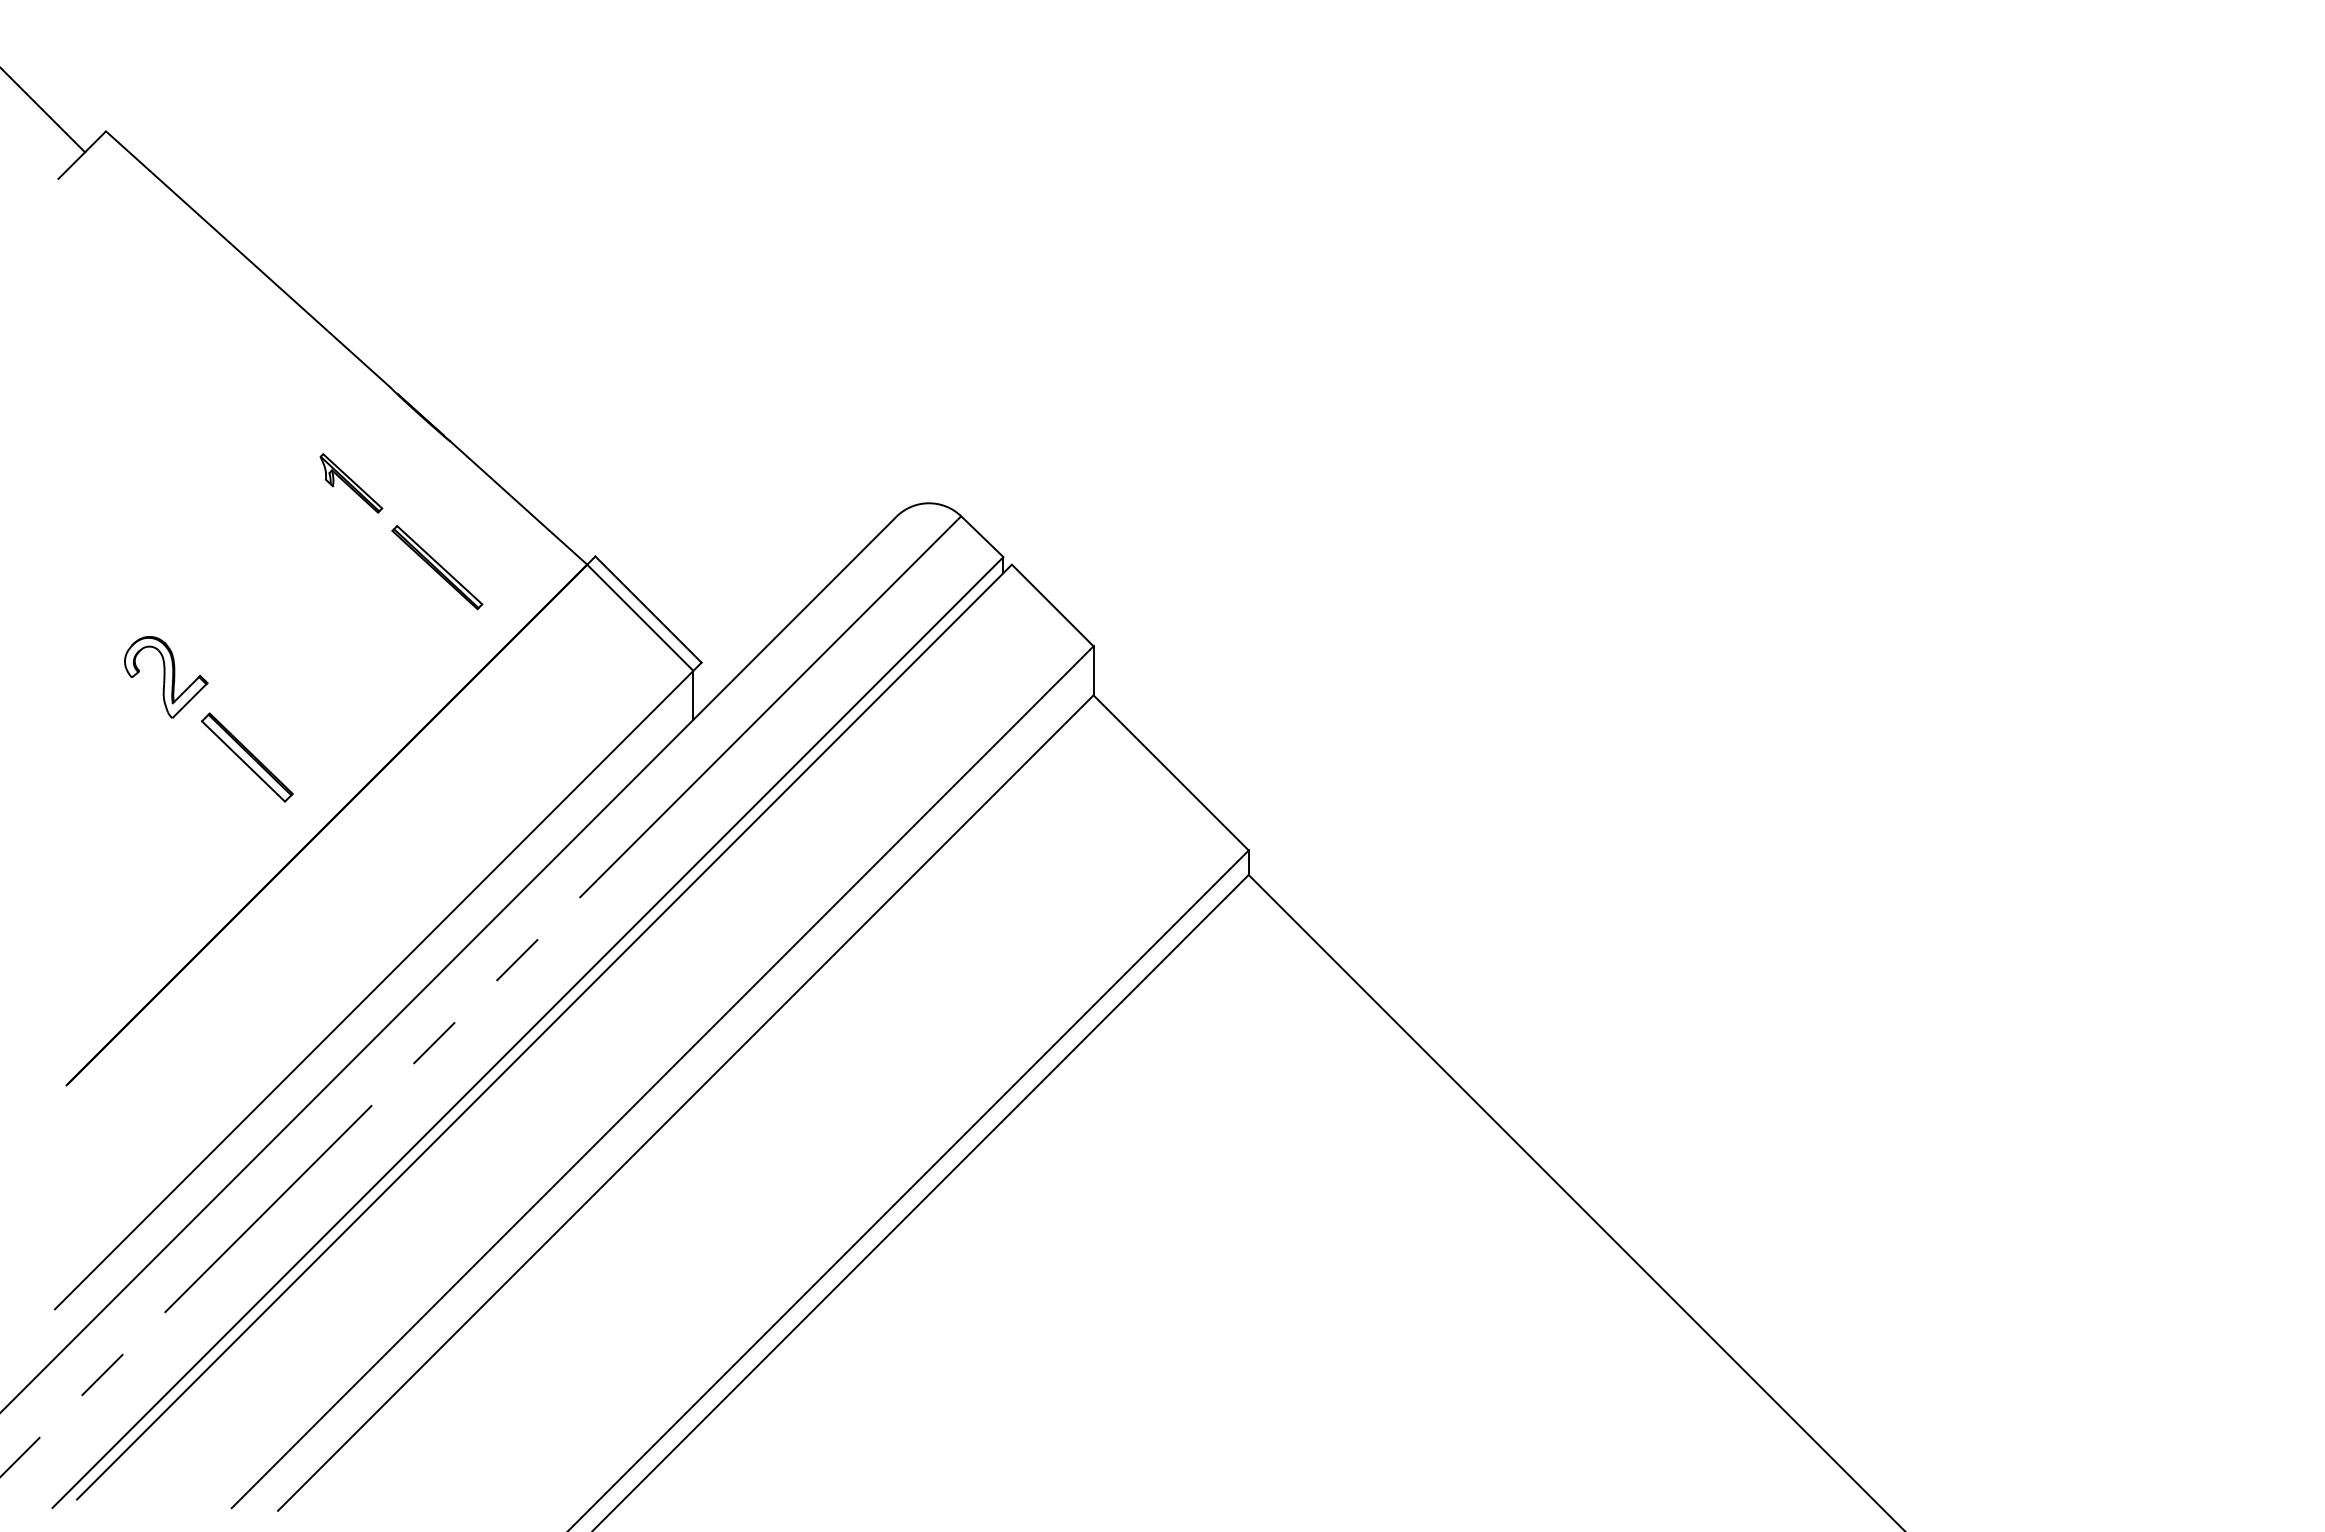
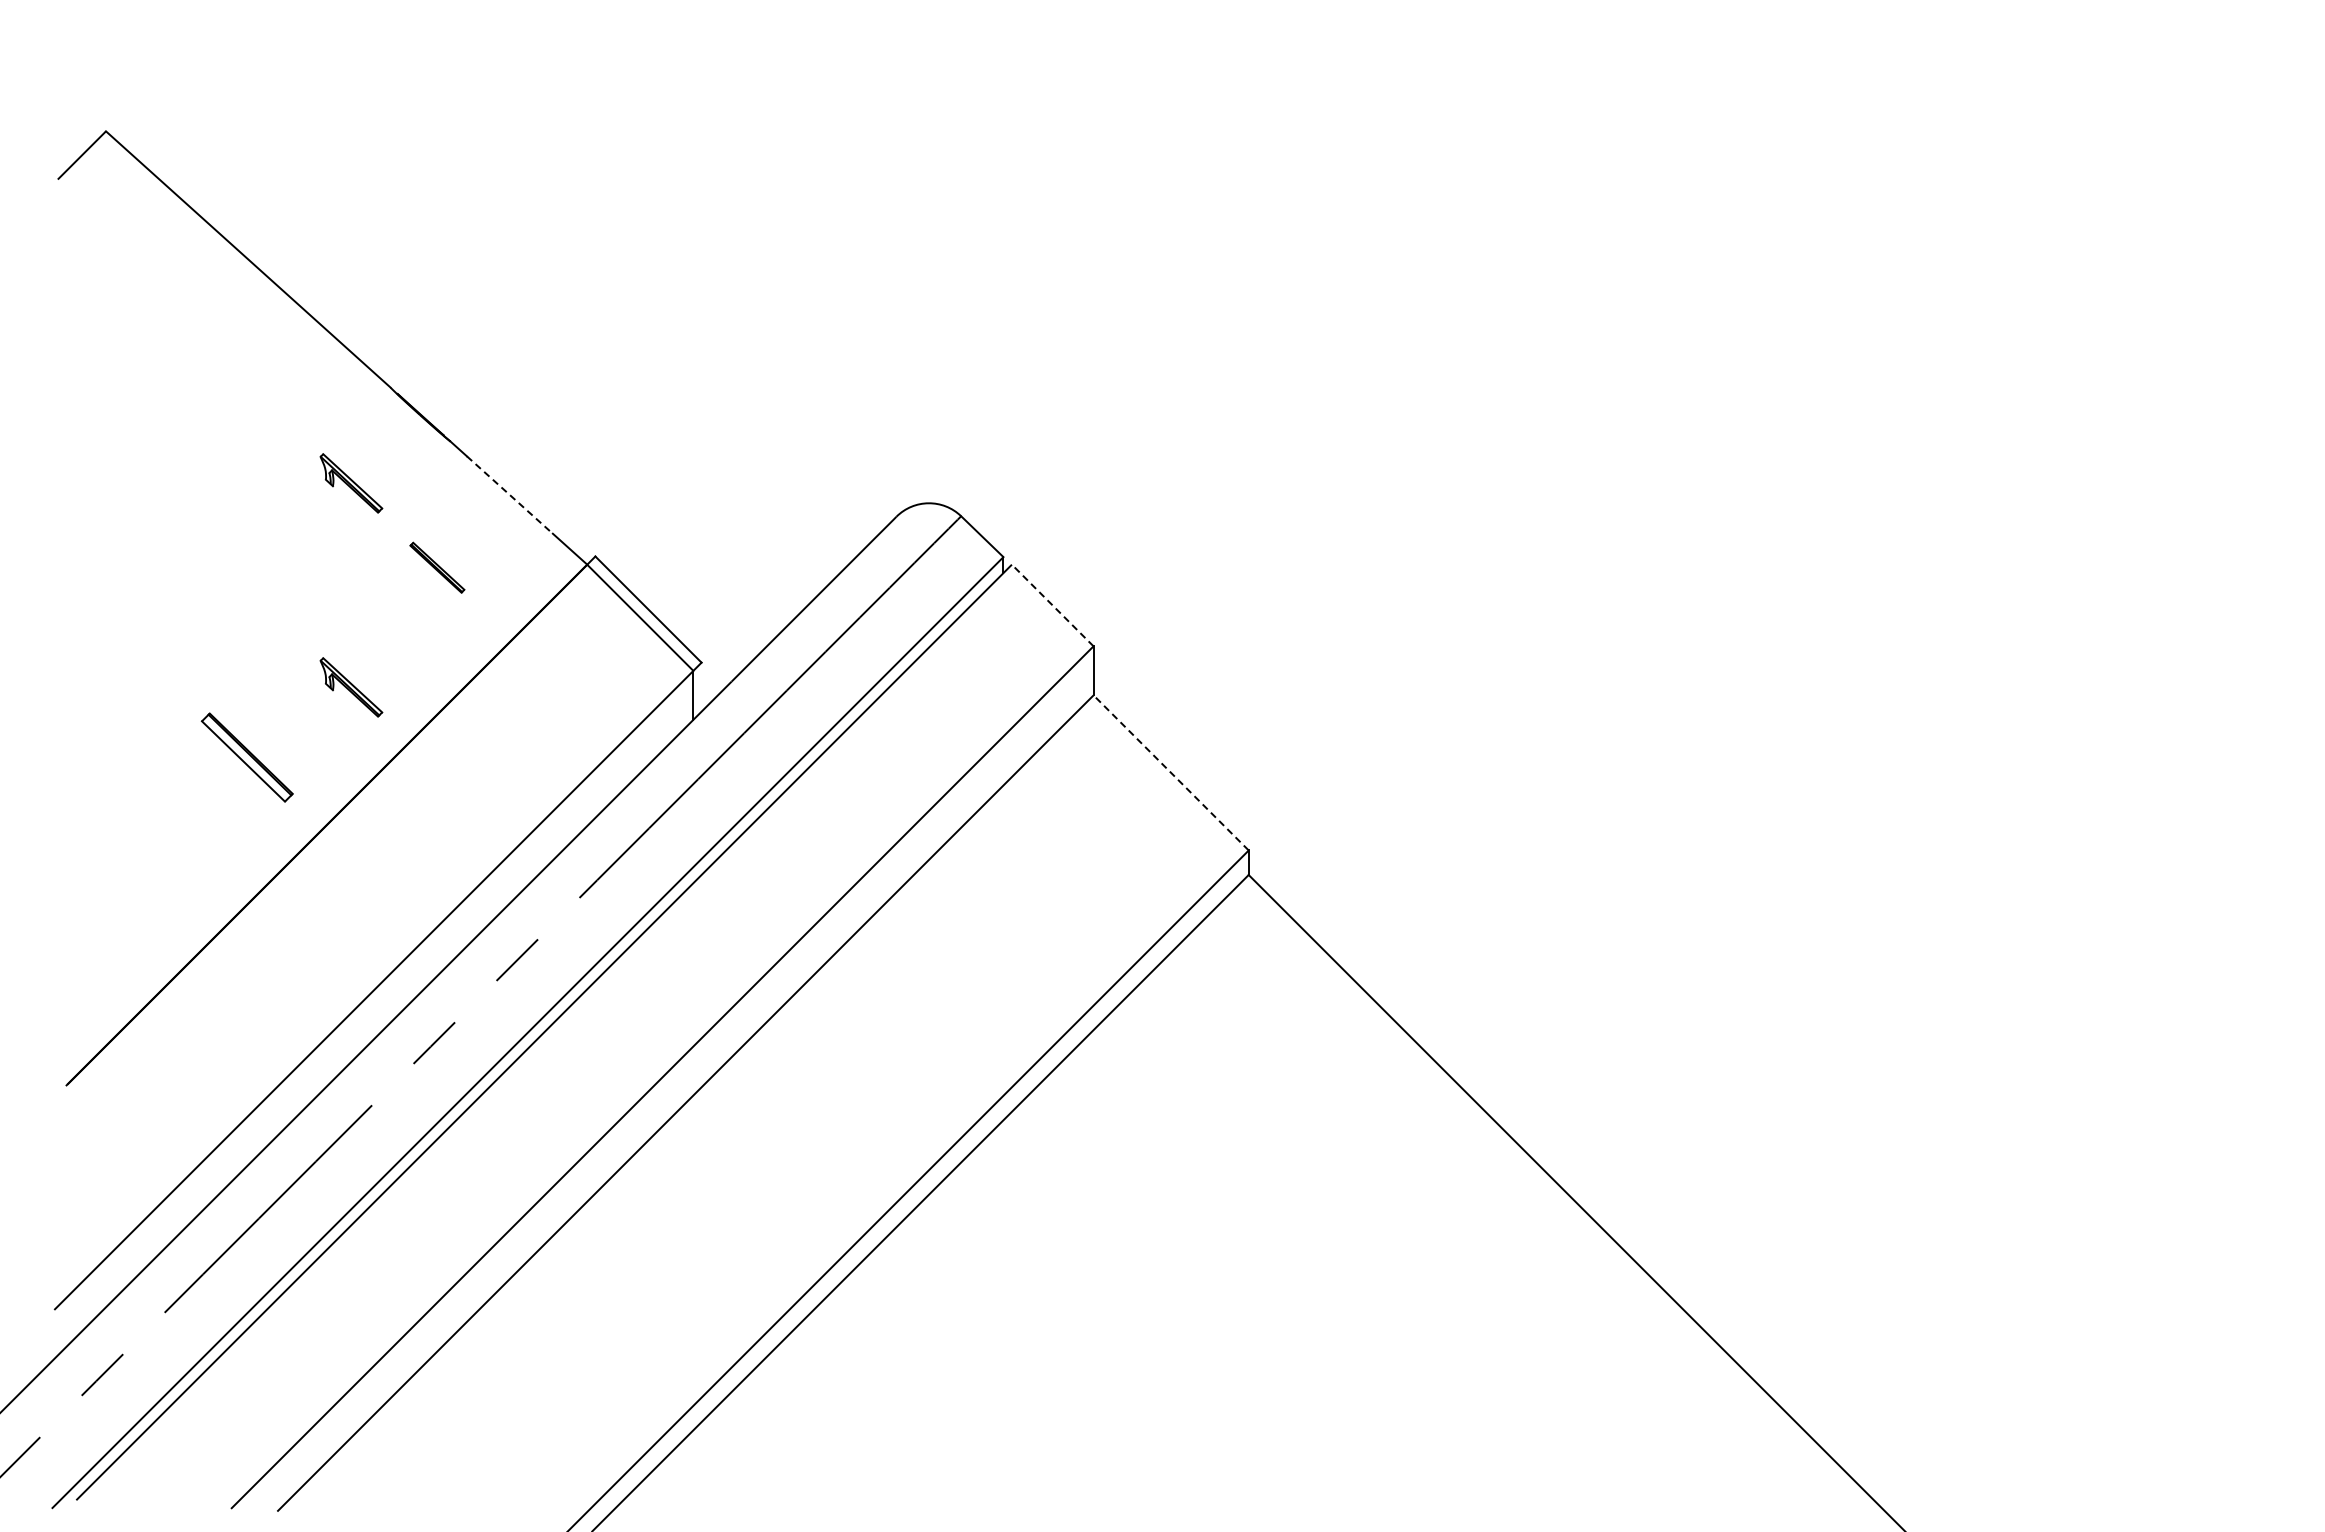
line: present -> none (43, 110)
line: solid -> dashed (510, 495)
part size: 93x86 px -> 57x53 px (437, 567)
line: solid -> dashed (1052, 605)
part: present -> none (166, 677)
part: none -> present (351, 687)
line: solid -> dashed (1171, 772)
